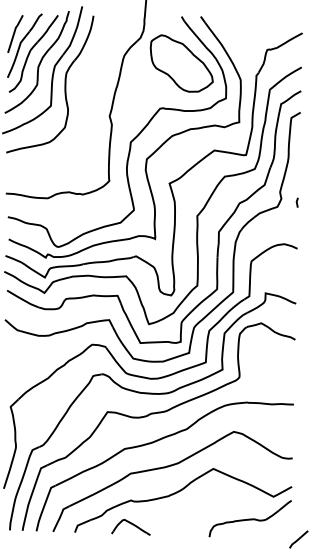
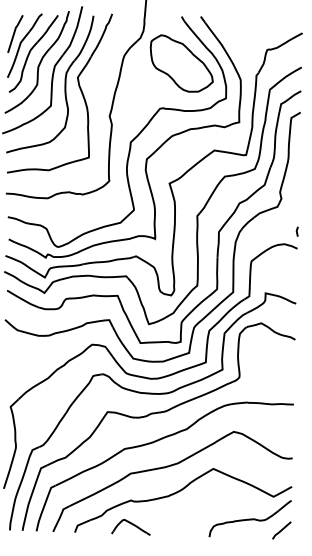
part: none -> present (78, 86)
line position: (296, 202) -> (296, 231) (296, 231)
line position: (298, 539) -> (281, 530) (281, 530)
